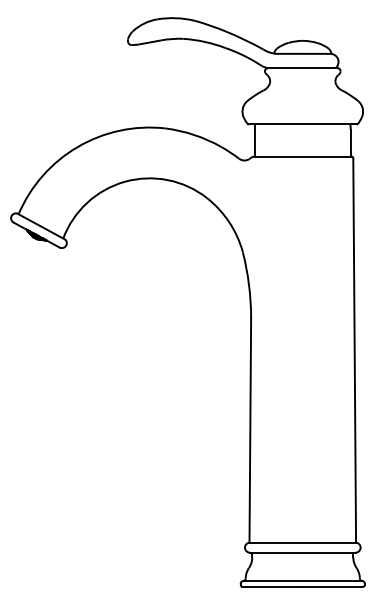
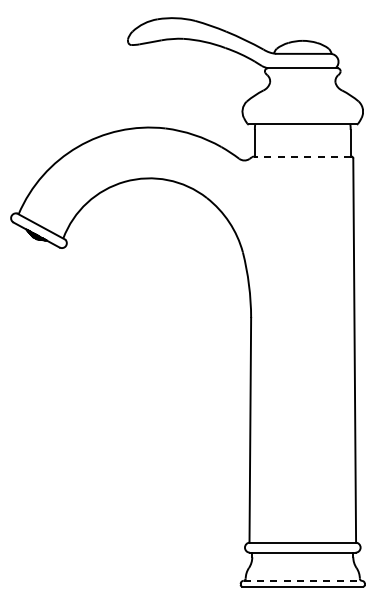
line: solid -> dashed (302, 156)
line: solid -> dashed (303, 580)
